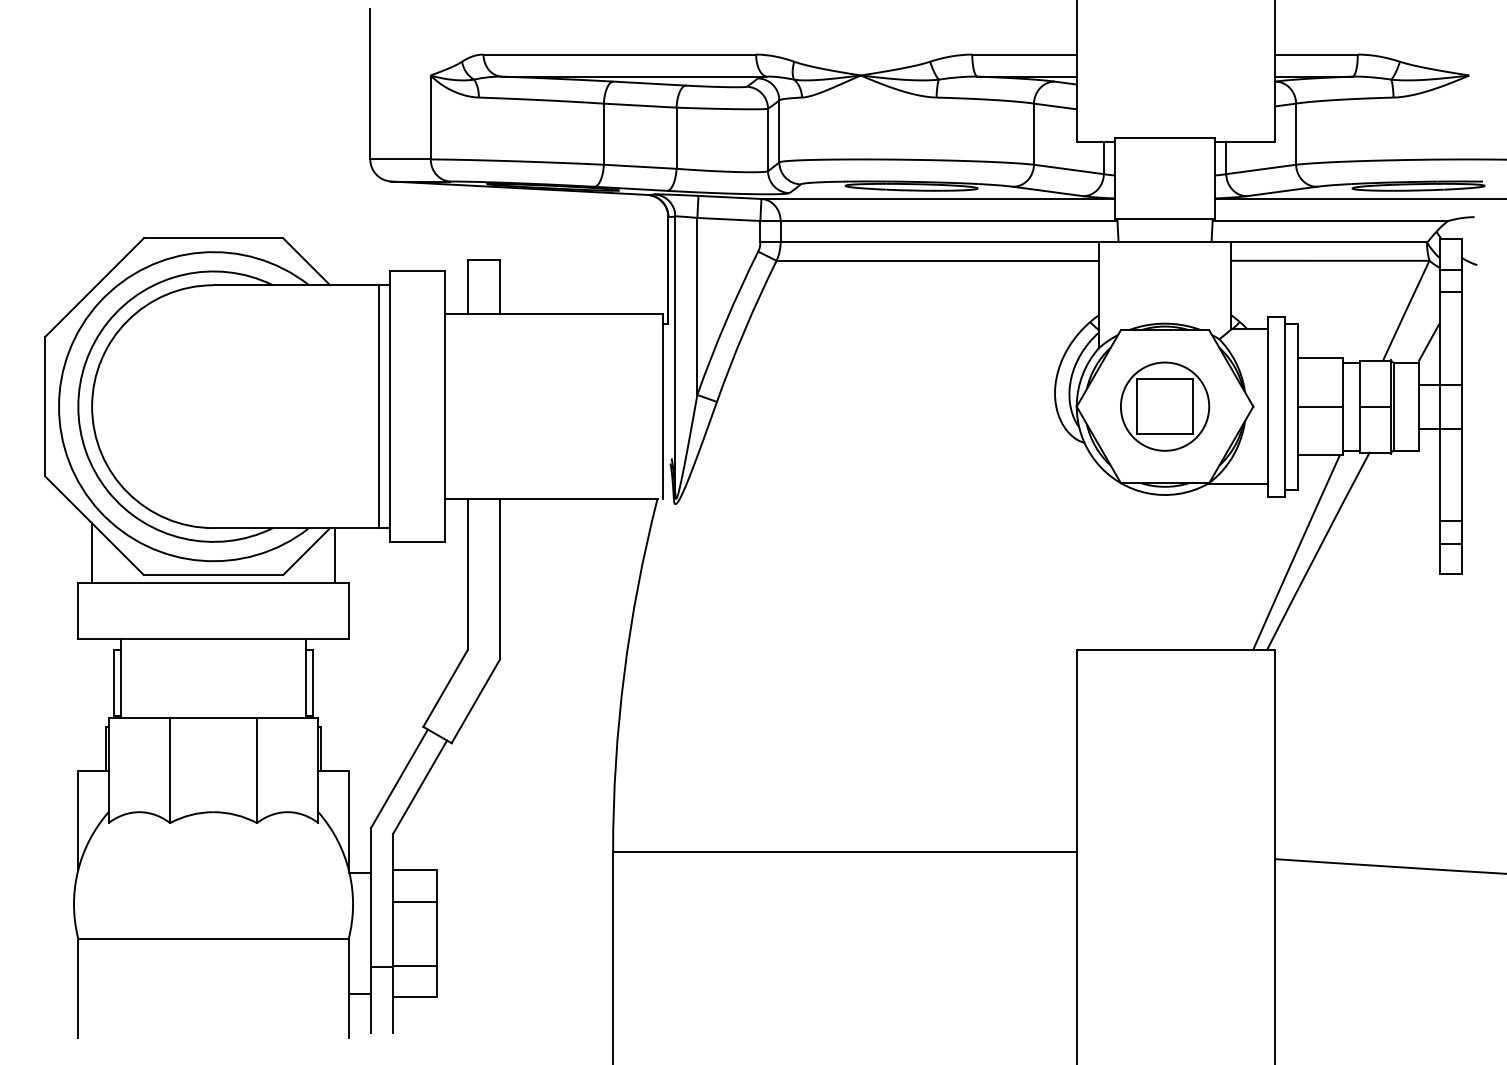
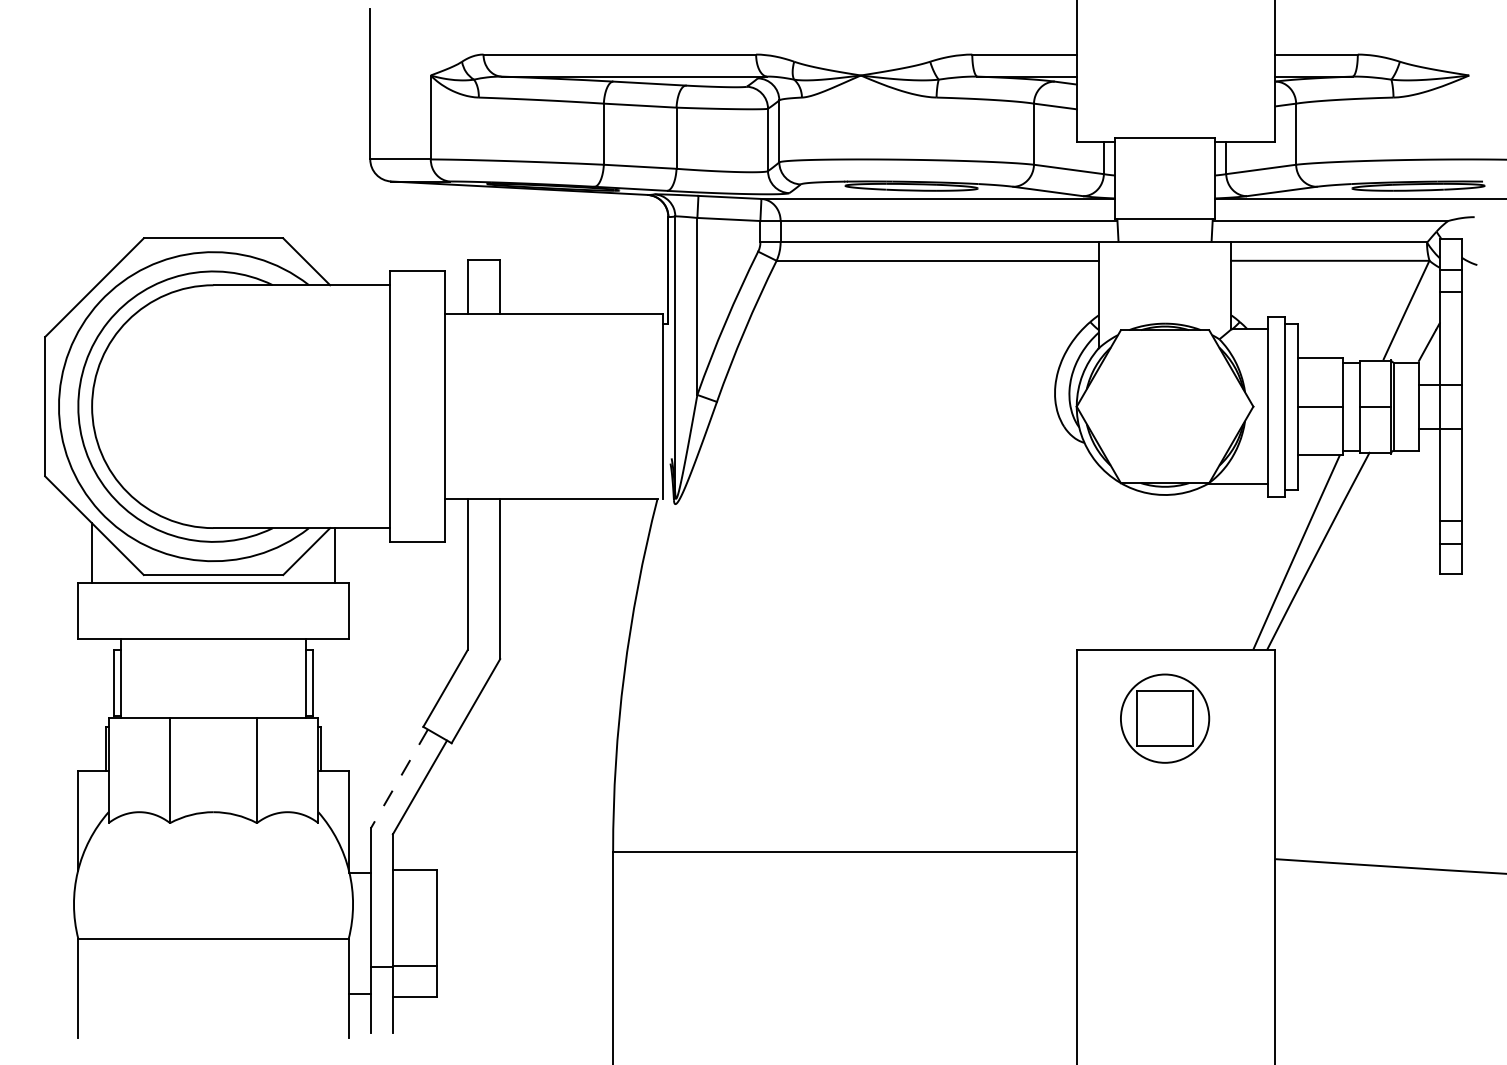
line: present -> none (379, 406)
part position: (1165, 406) -> (1165, 718) (1165, 718)
line: solid -> dashed (399, 779)
line: present -> none (414, 901)
